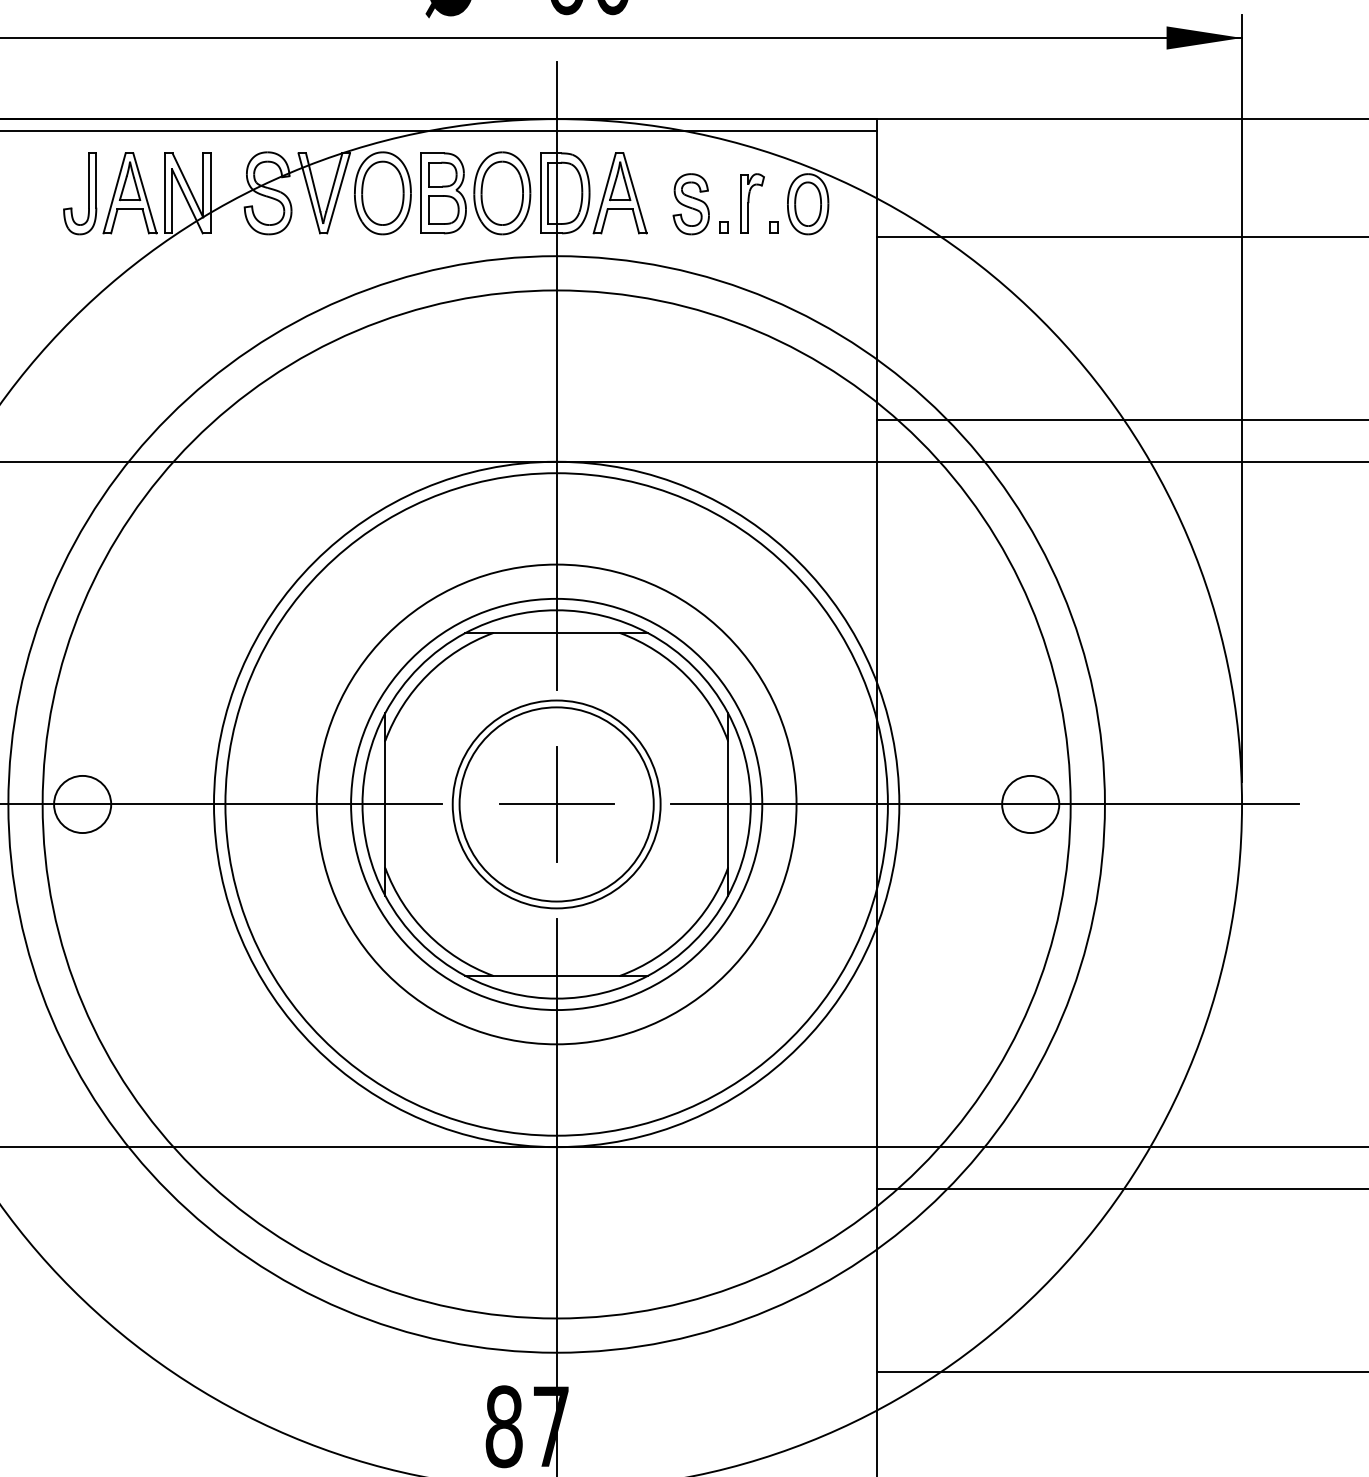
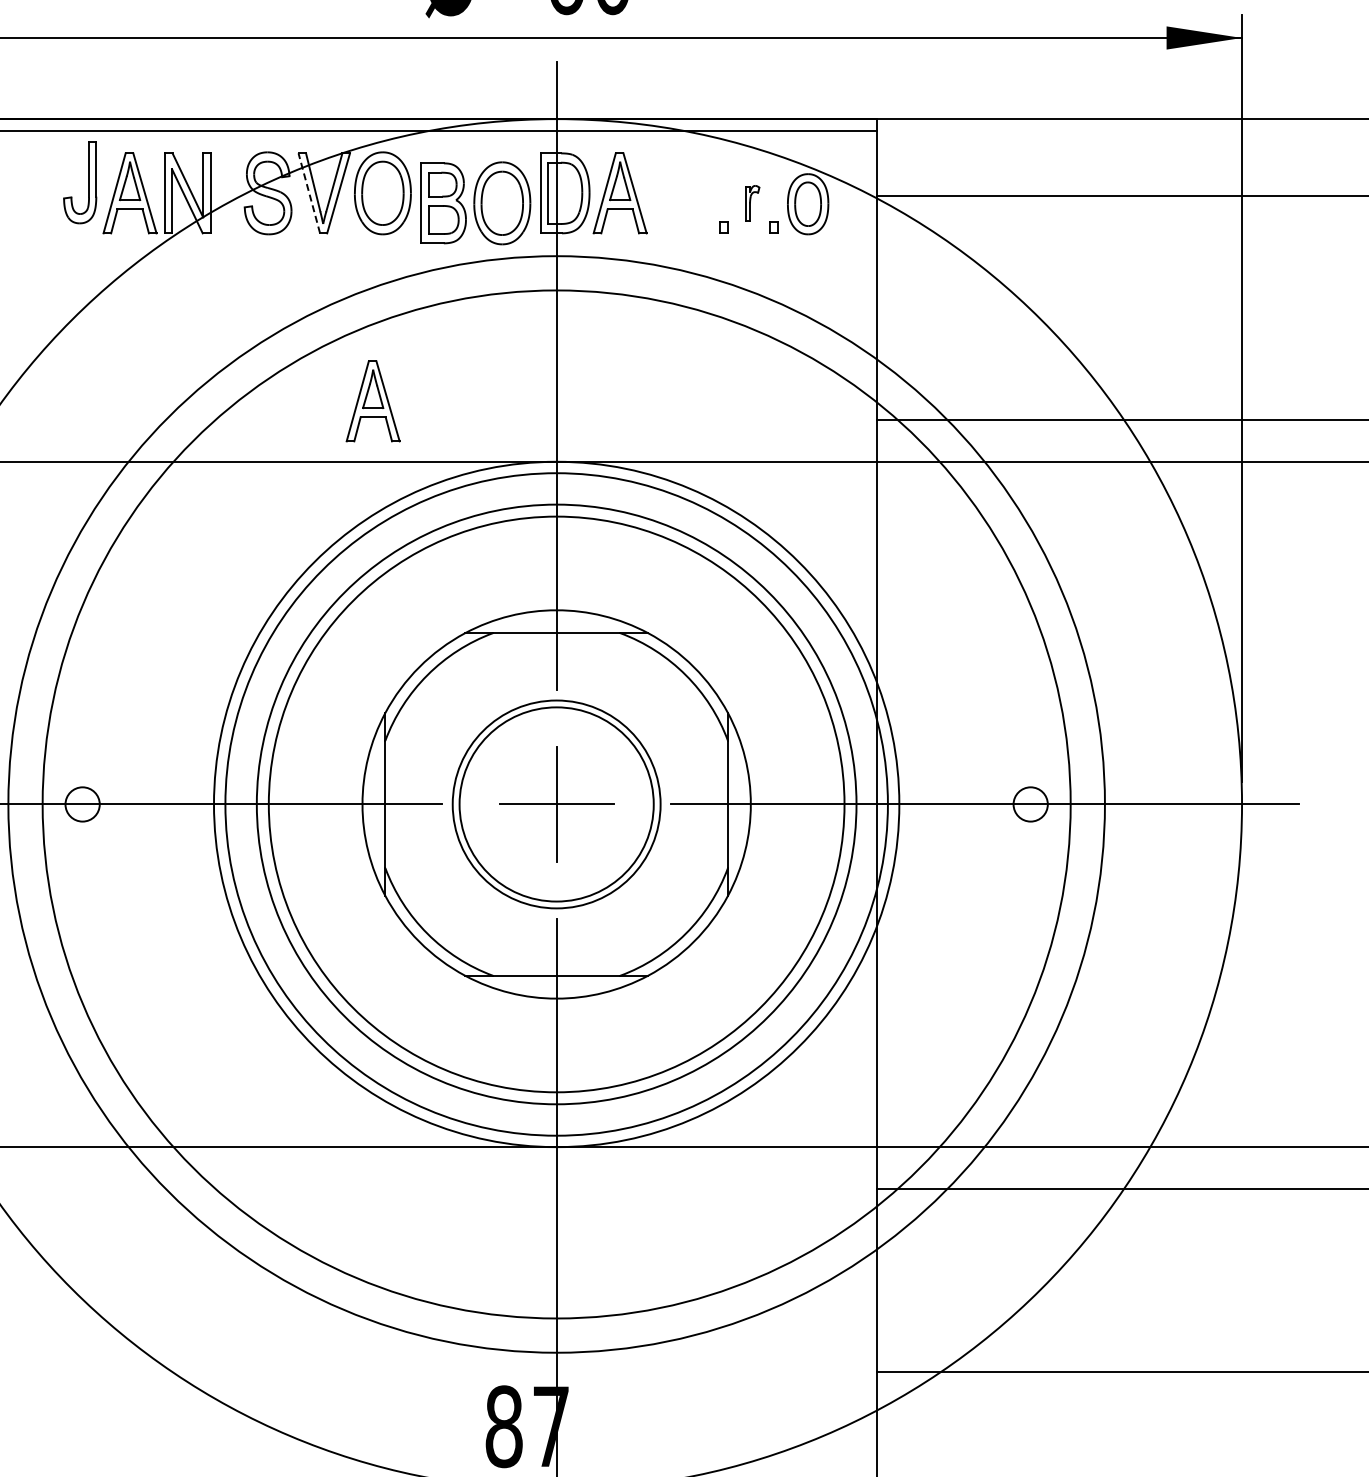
line: solid -> dashed (309, 192)
part position: (88, 193) -> (88, 182) (88, 182)
part position: (475, 193) -> (475, 203) (475, 203)
part size: 25x61 px -> 16x37 px (752, 203)
part: present -> none (690, 204)
line position: (1121, 236) -> (1121, 195) (1121, 195)
part: none -> present (372, 401)
circle diameter: 57 px -> 34 px (82, 804)
circle diameter: 411 px -> 576 px (556, 804)
circle diameter: 480 px -> 600 px (556, 804)
circle diameter: 57 px -> 34 px (1030, 804)
